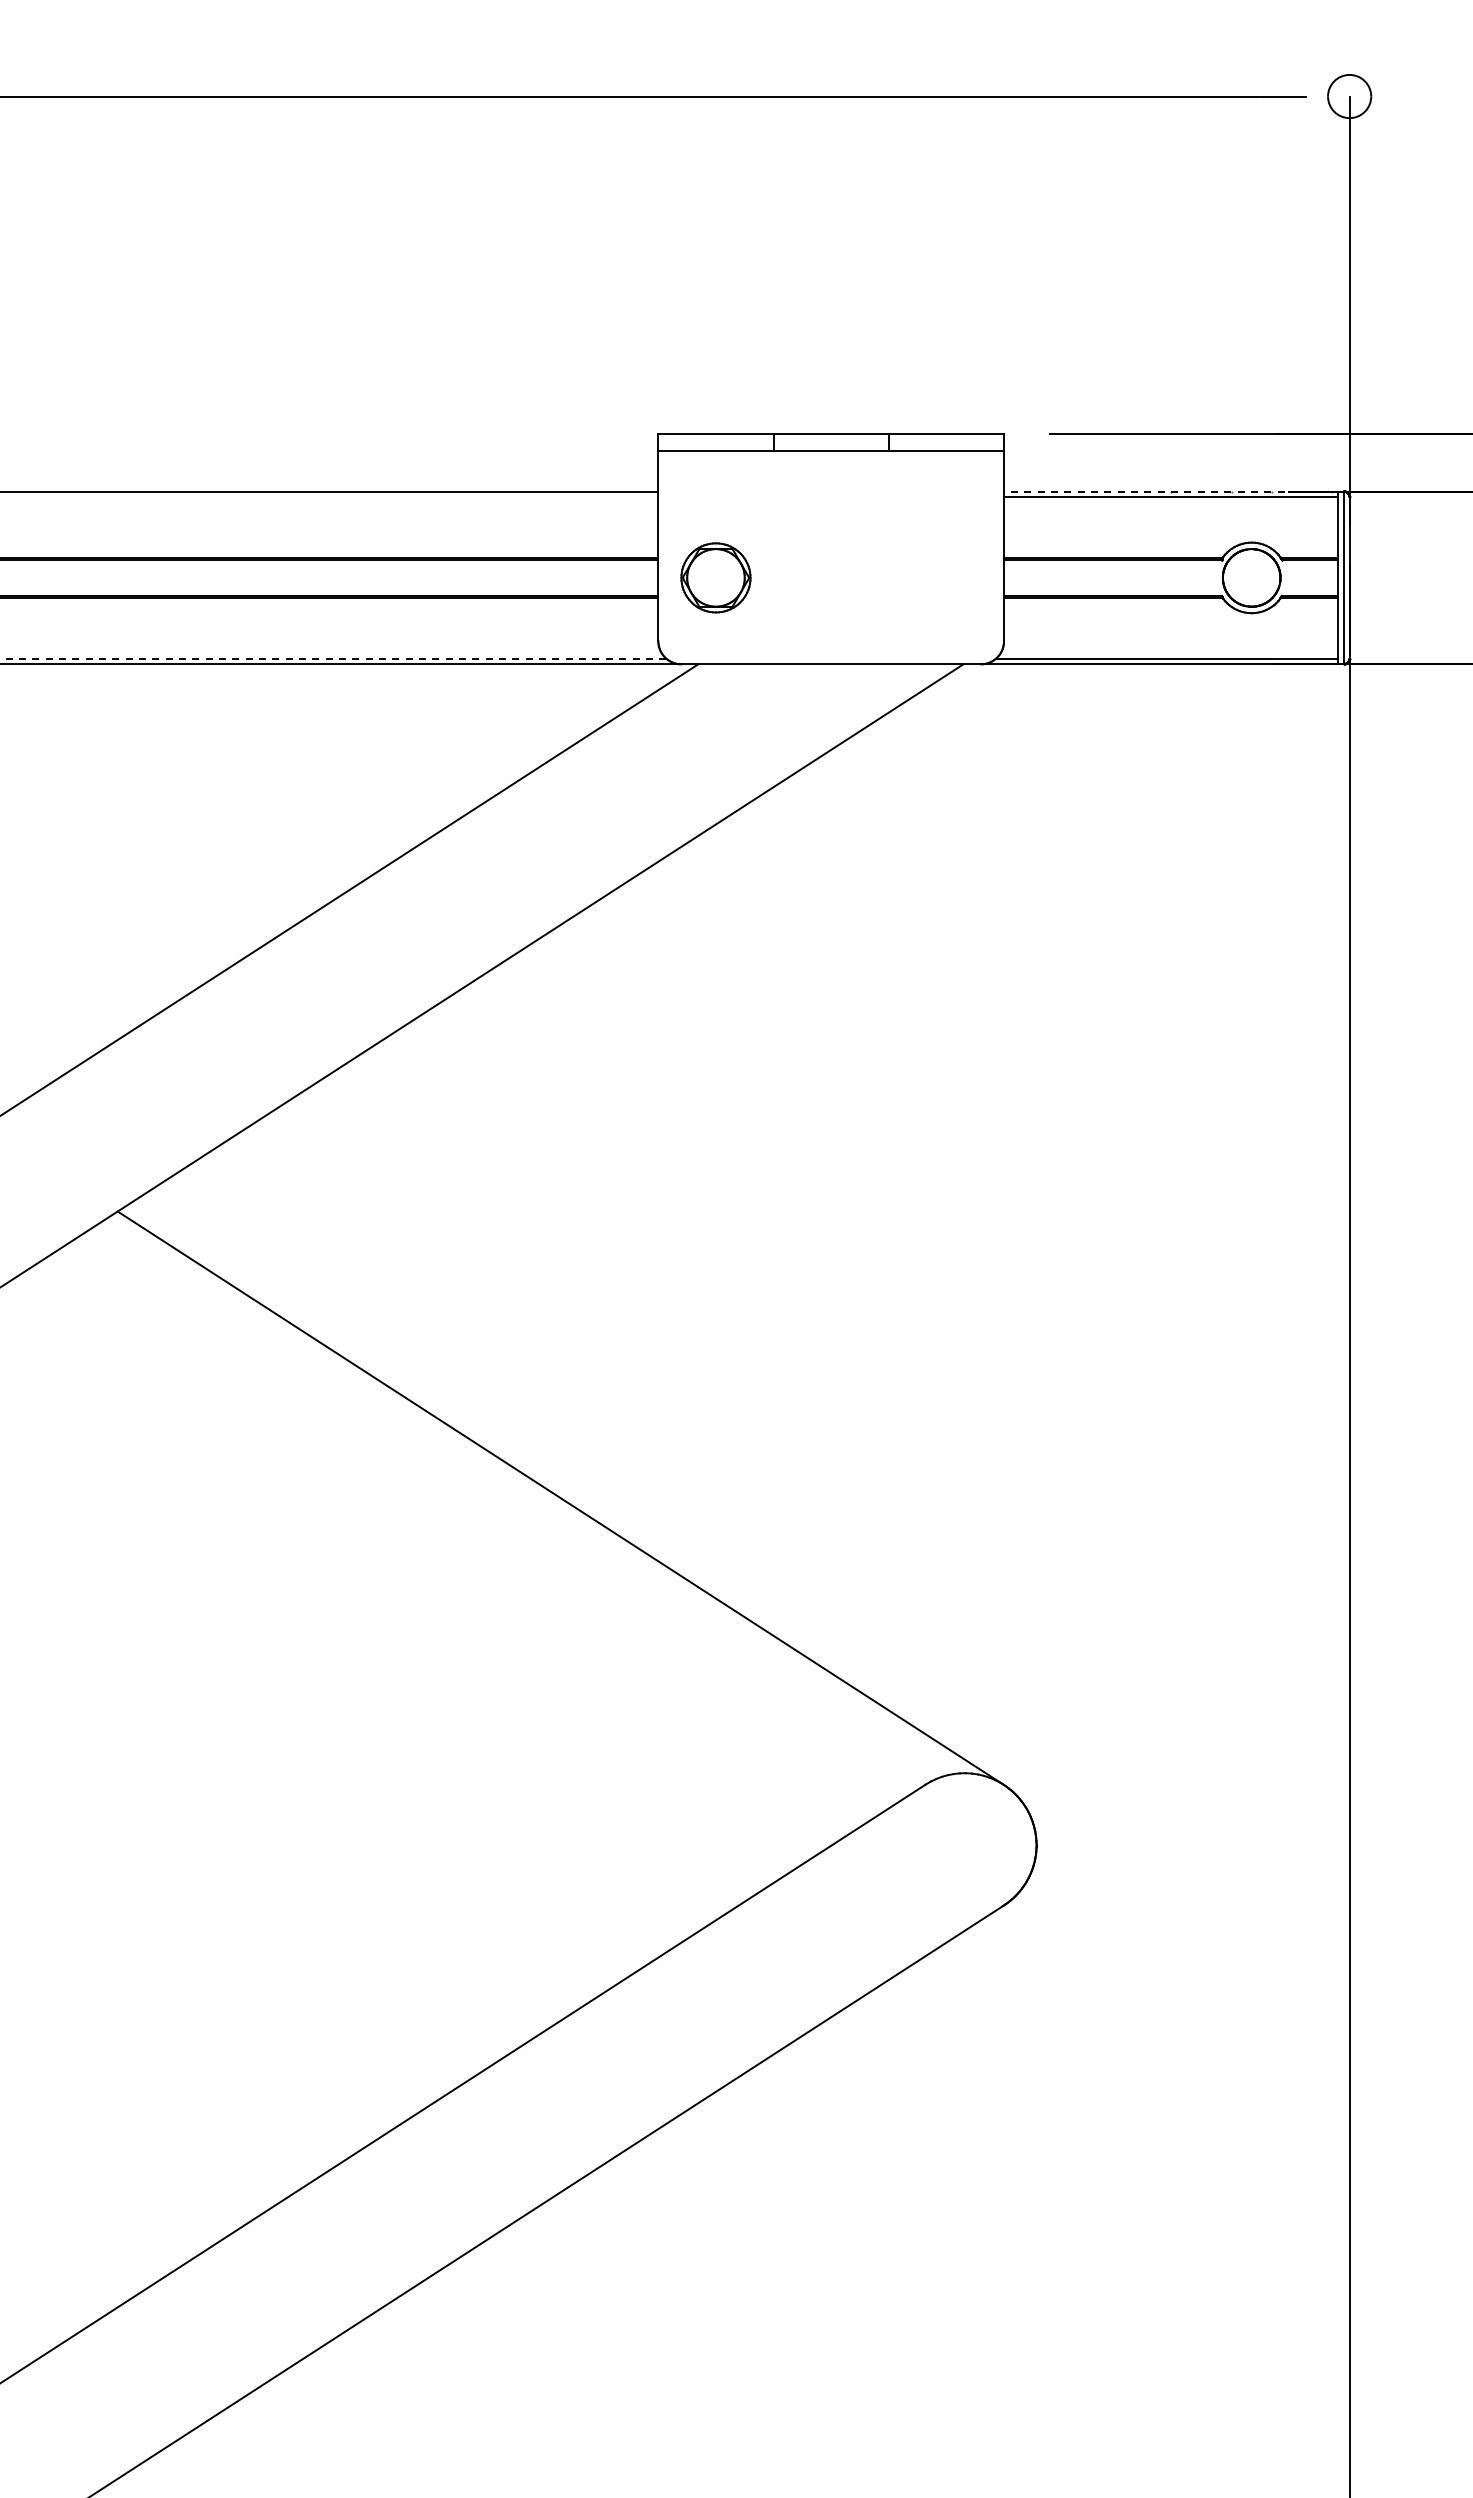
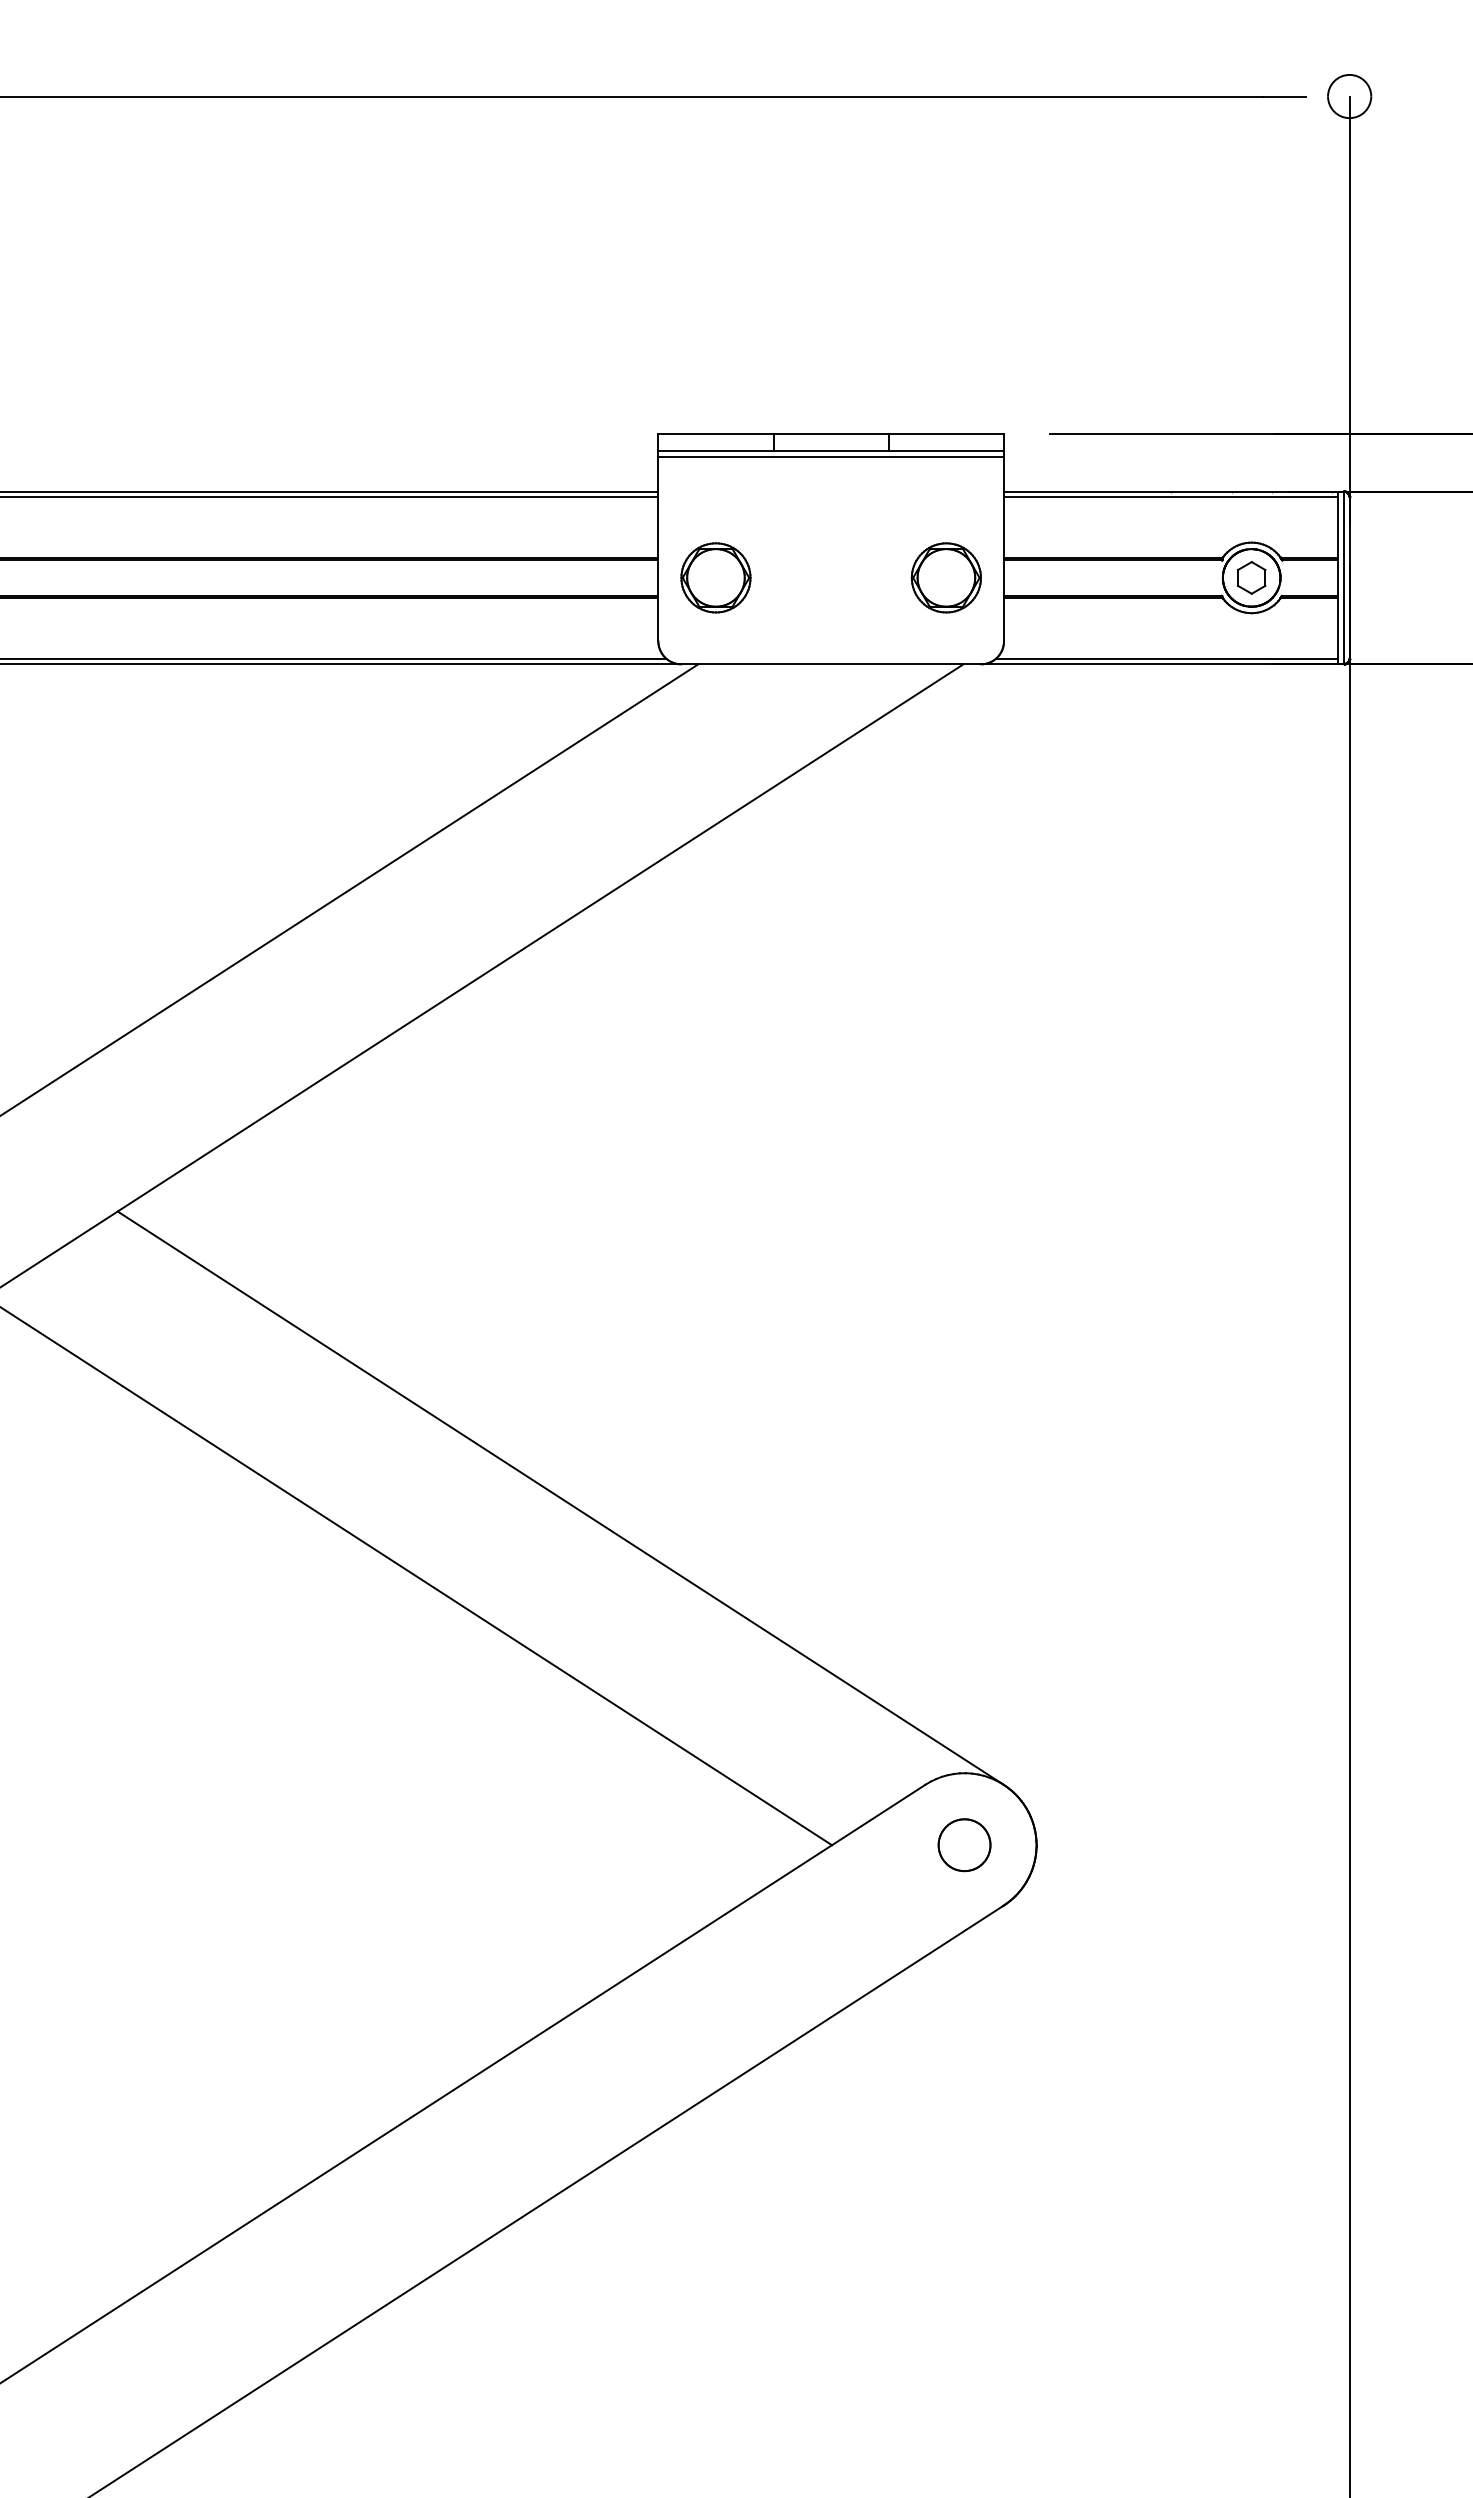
line: none -> present (830, 456)
line: dashed -> solid (1170, 491)
line: none -> present (330, 497)
part: none -> present (945, 577)
part: none -> present (1251, 577)
line: dashed -> solid (333, 658)
line: none -> present (417, 1576)
part: none -> present (964, 1845)
